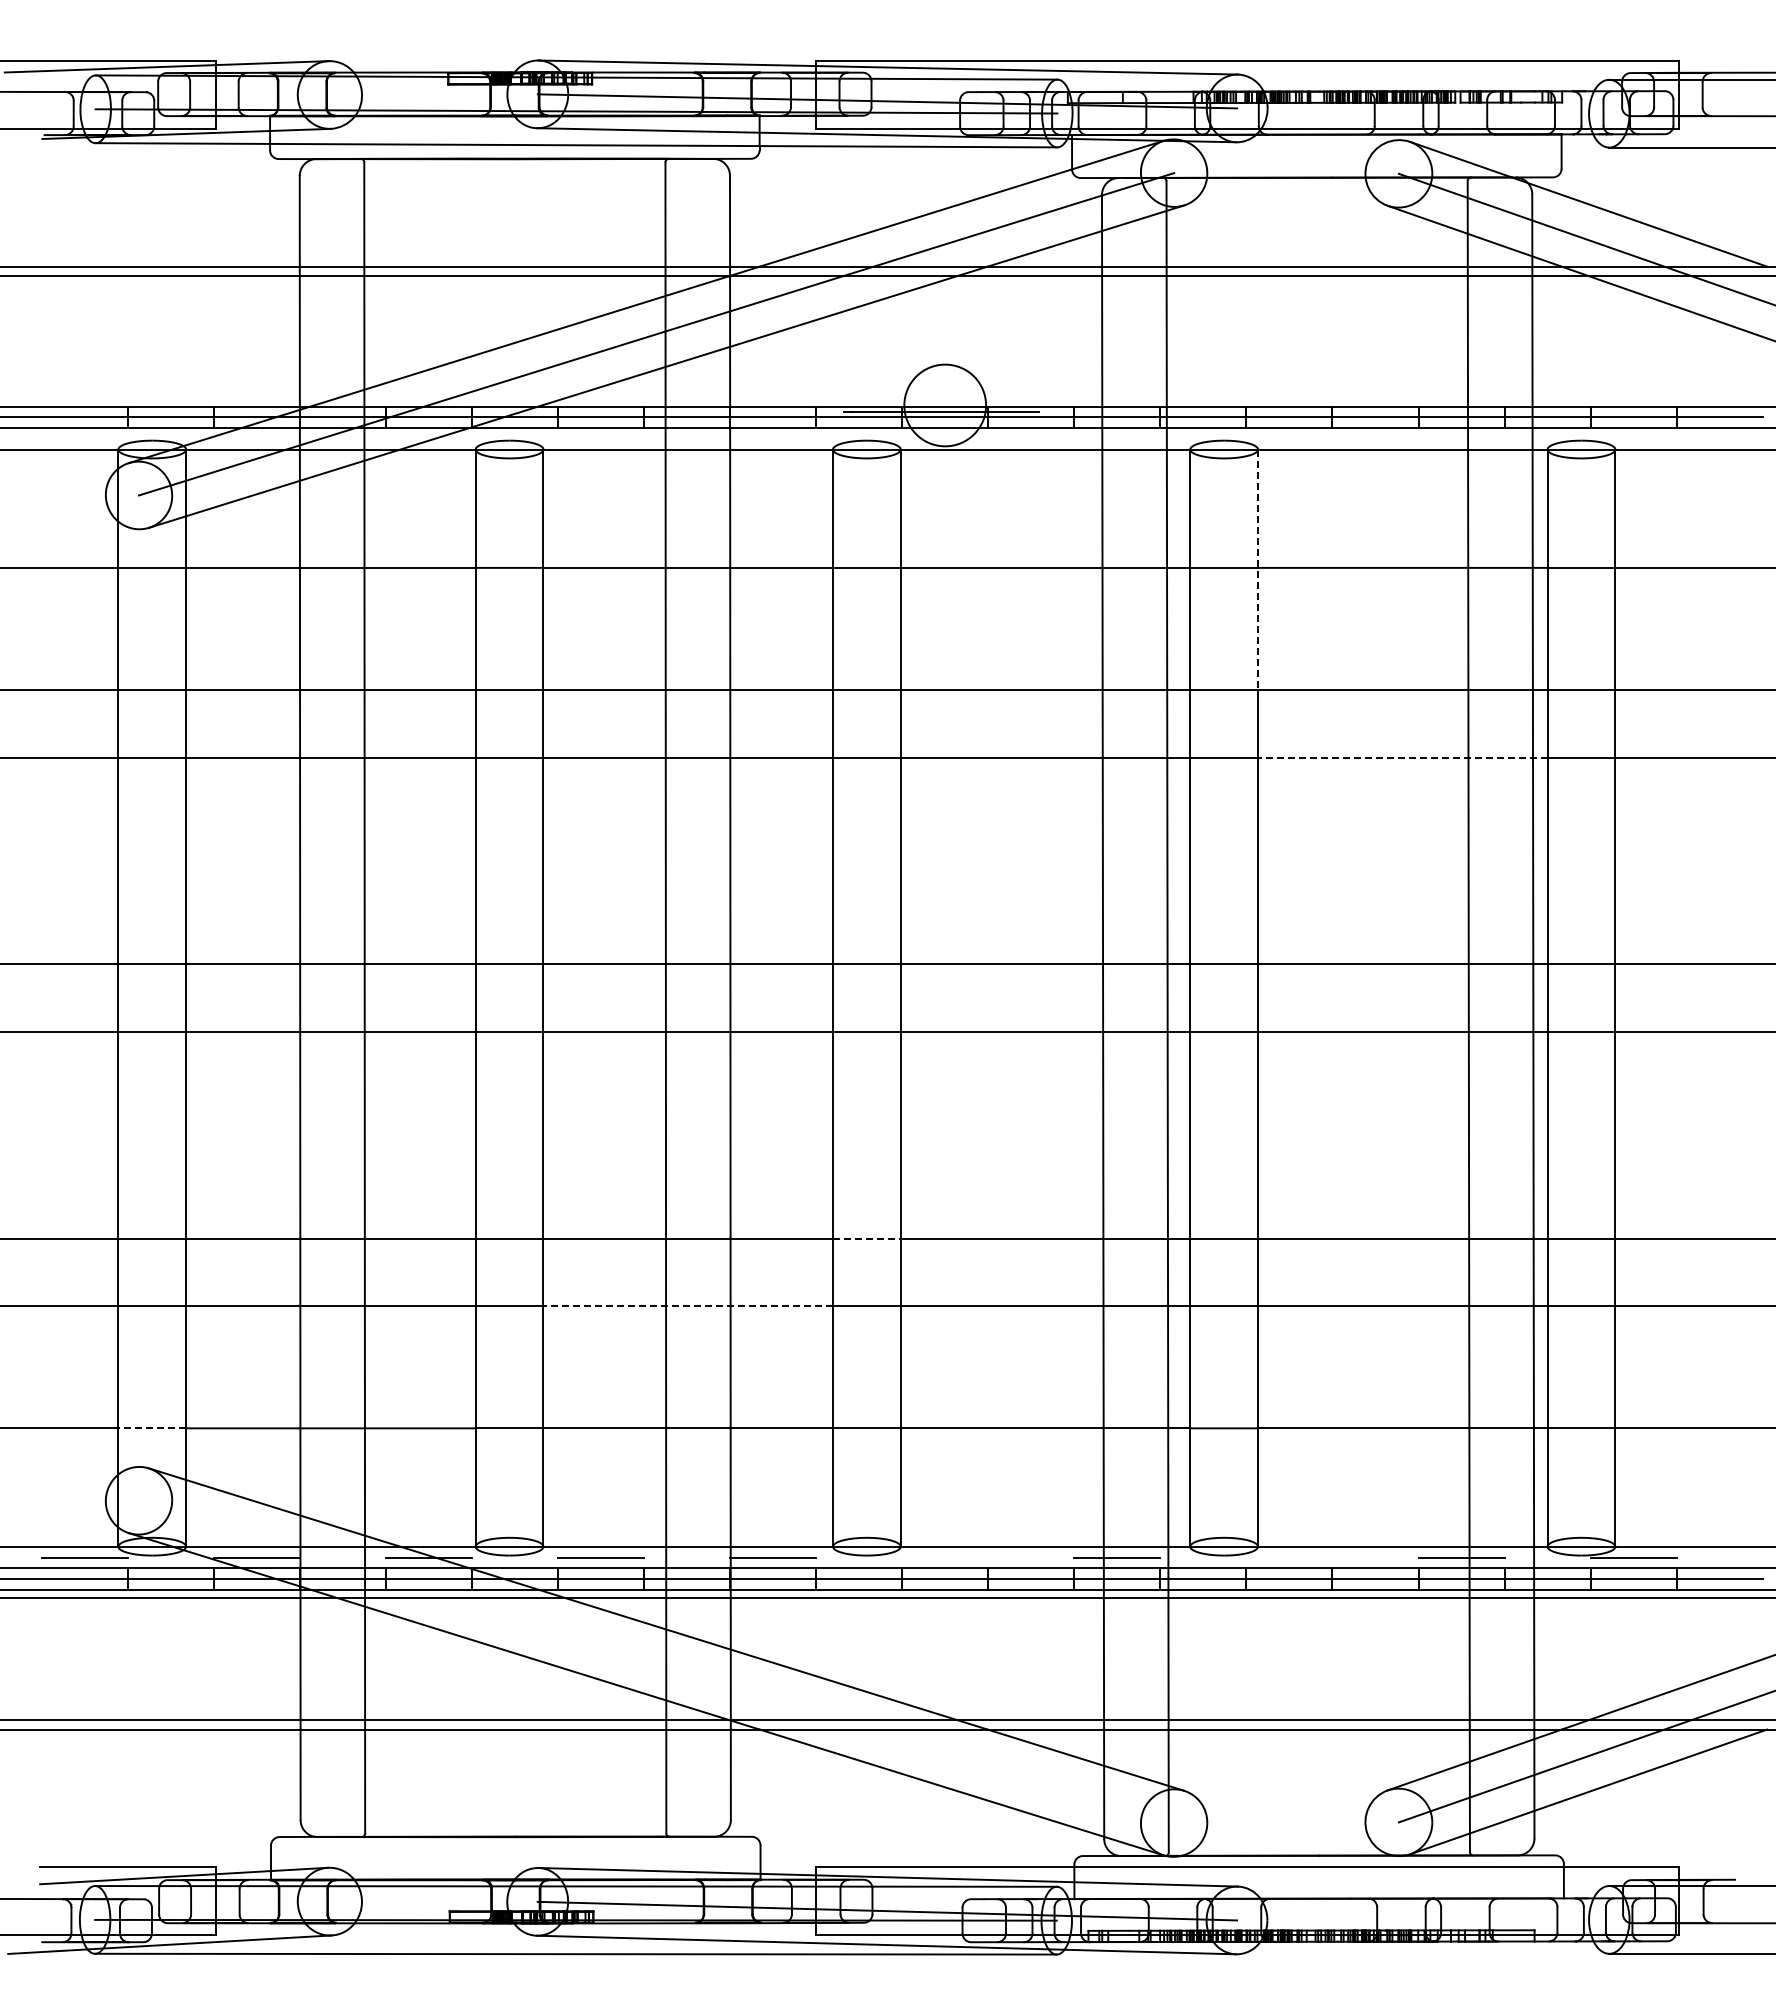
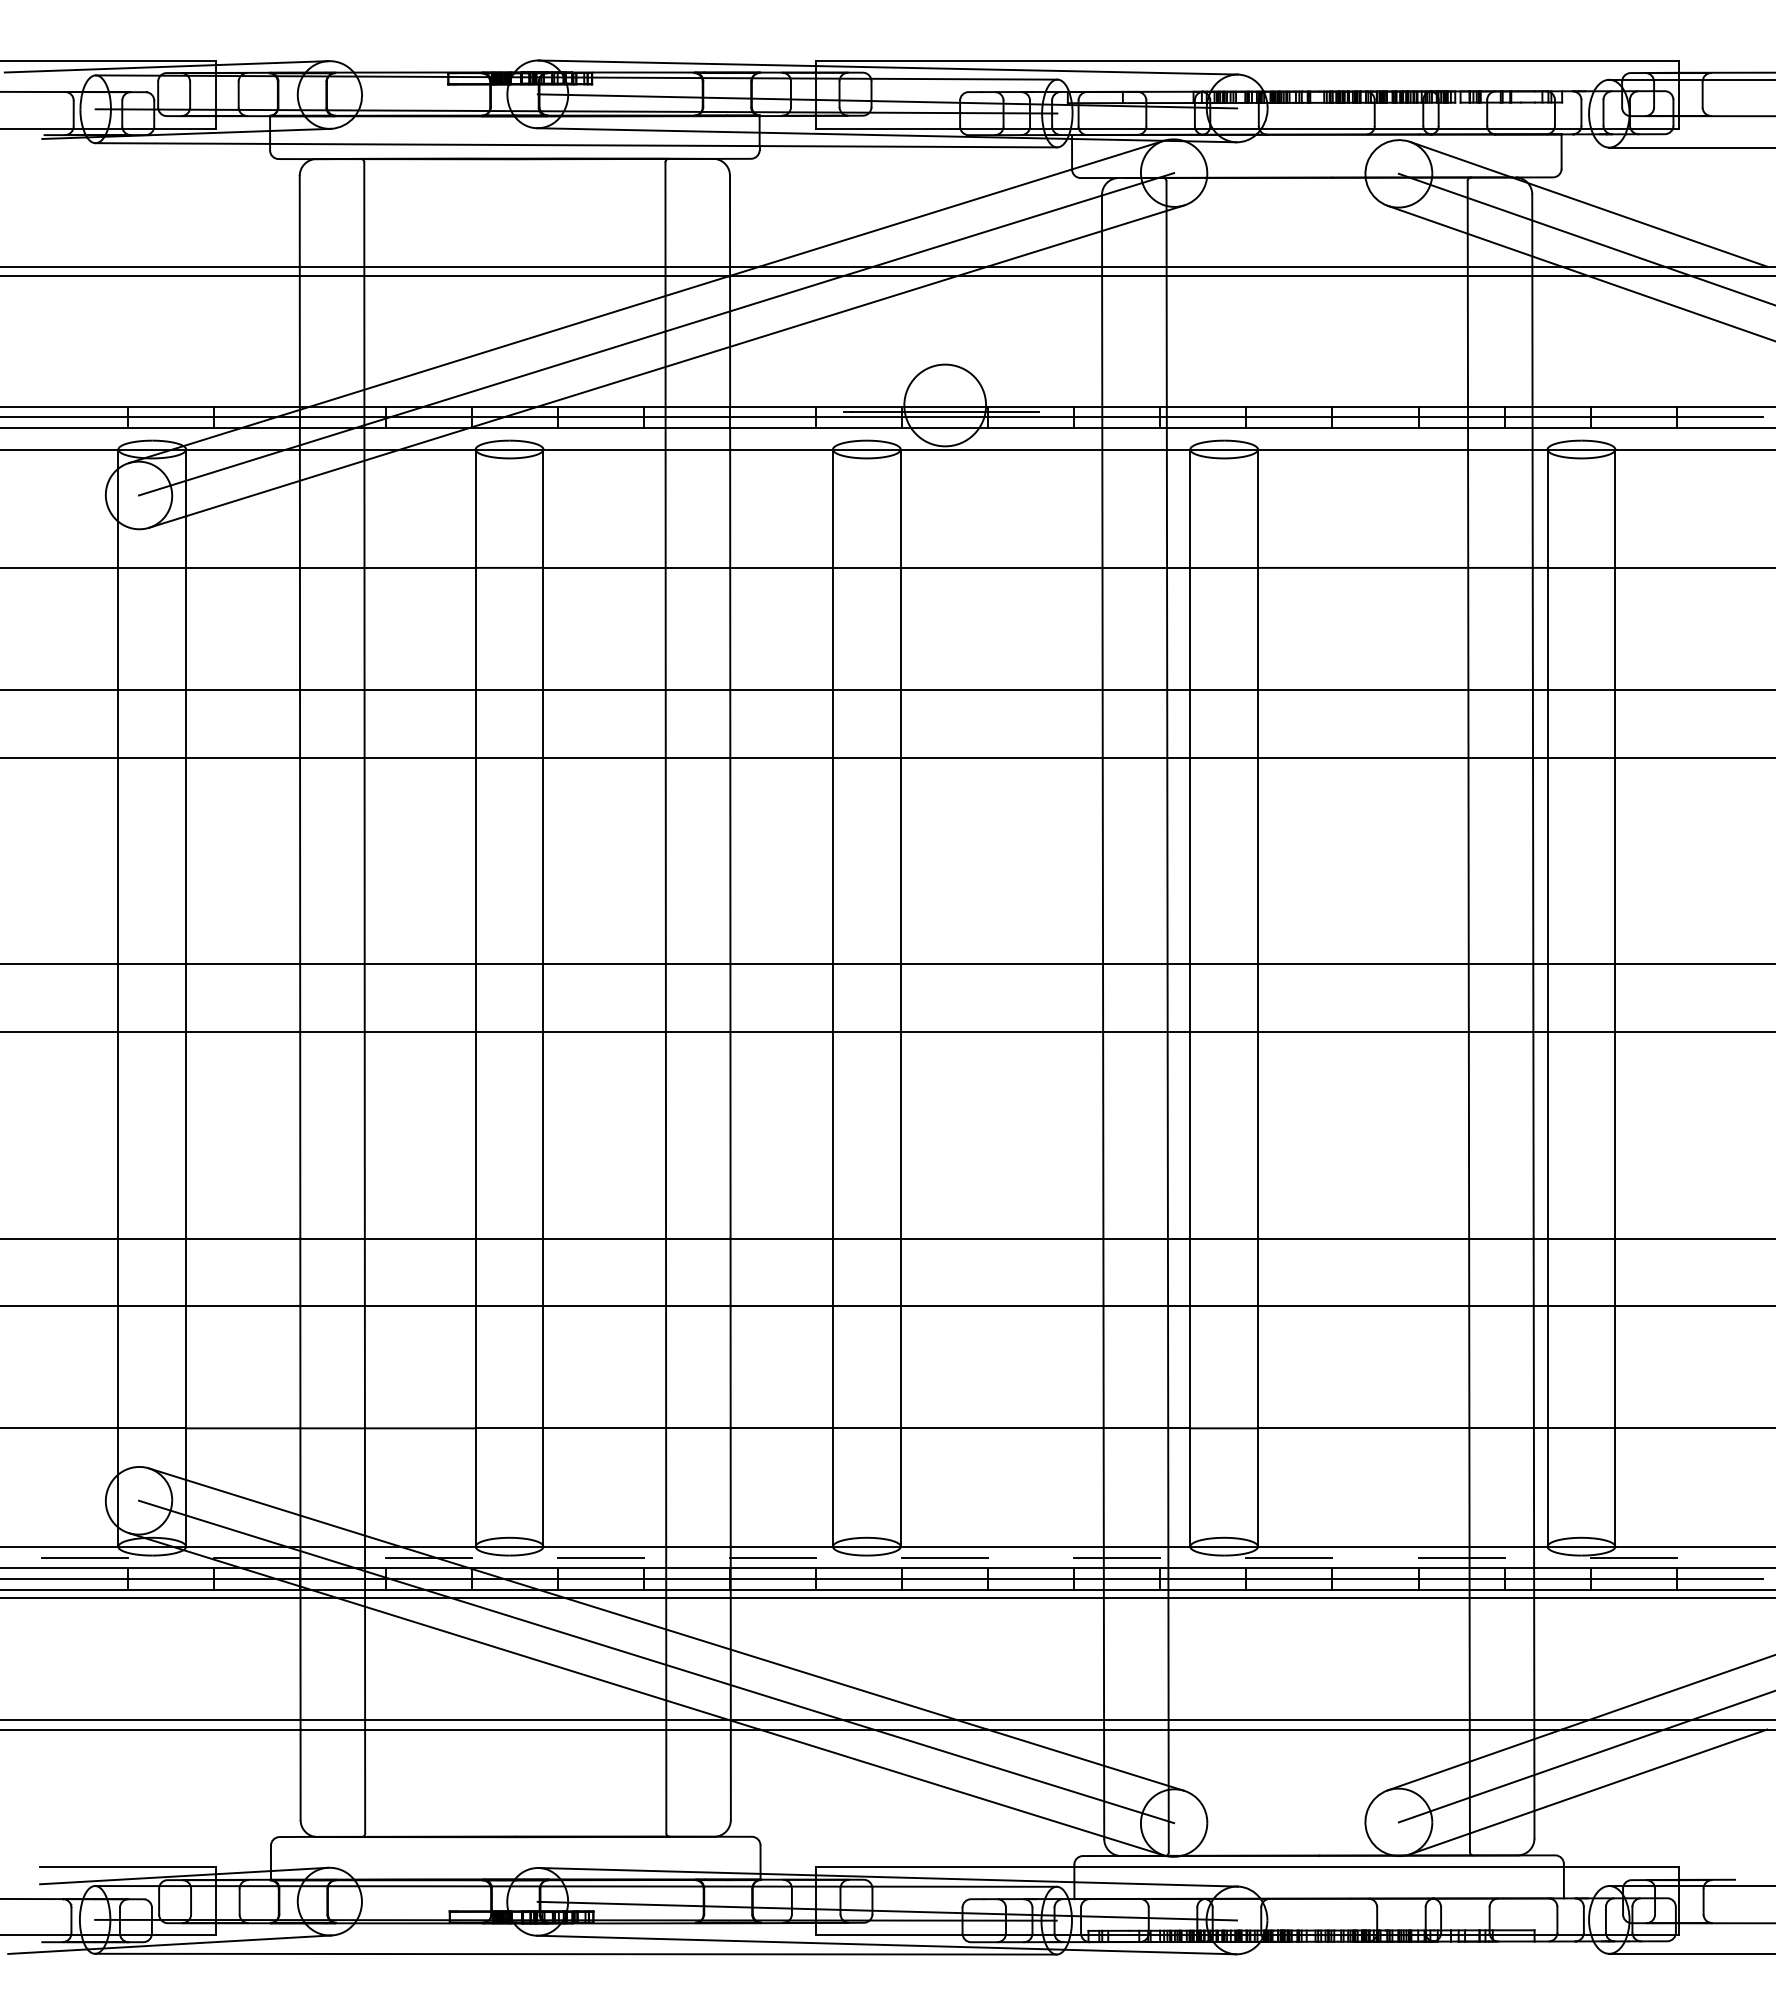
line: dashed -> solid (1258, 570)
line: dashed -> solid (1402, 757)
line: dashed -> solid (866, 1238)
line: dashed -> solid (688, 1306)
line: dashed -> solid (152, 1428)
line: none -> present (944, 1557)
line: none -> present (1289, 1557)
line: none -> present (656, 1661)
